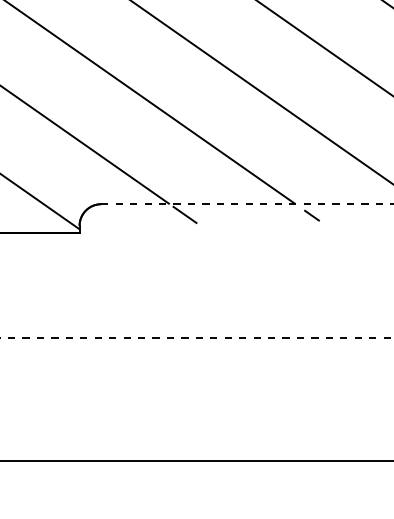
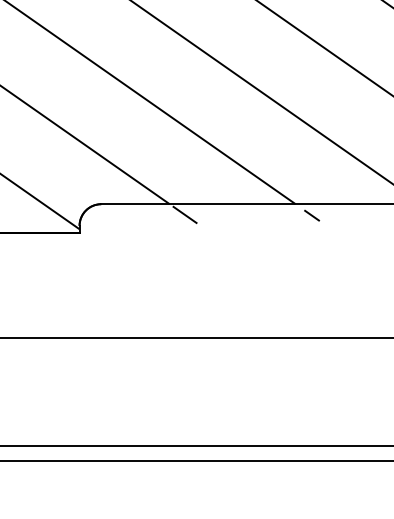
line: dashed -> solid (247, 204)
line: dashed -> solid (197, 337)
line: none -> present (196, 446)
